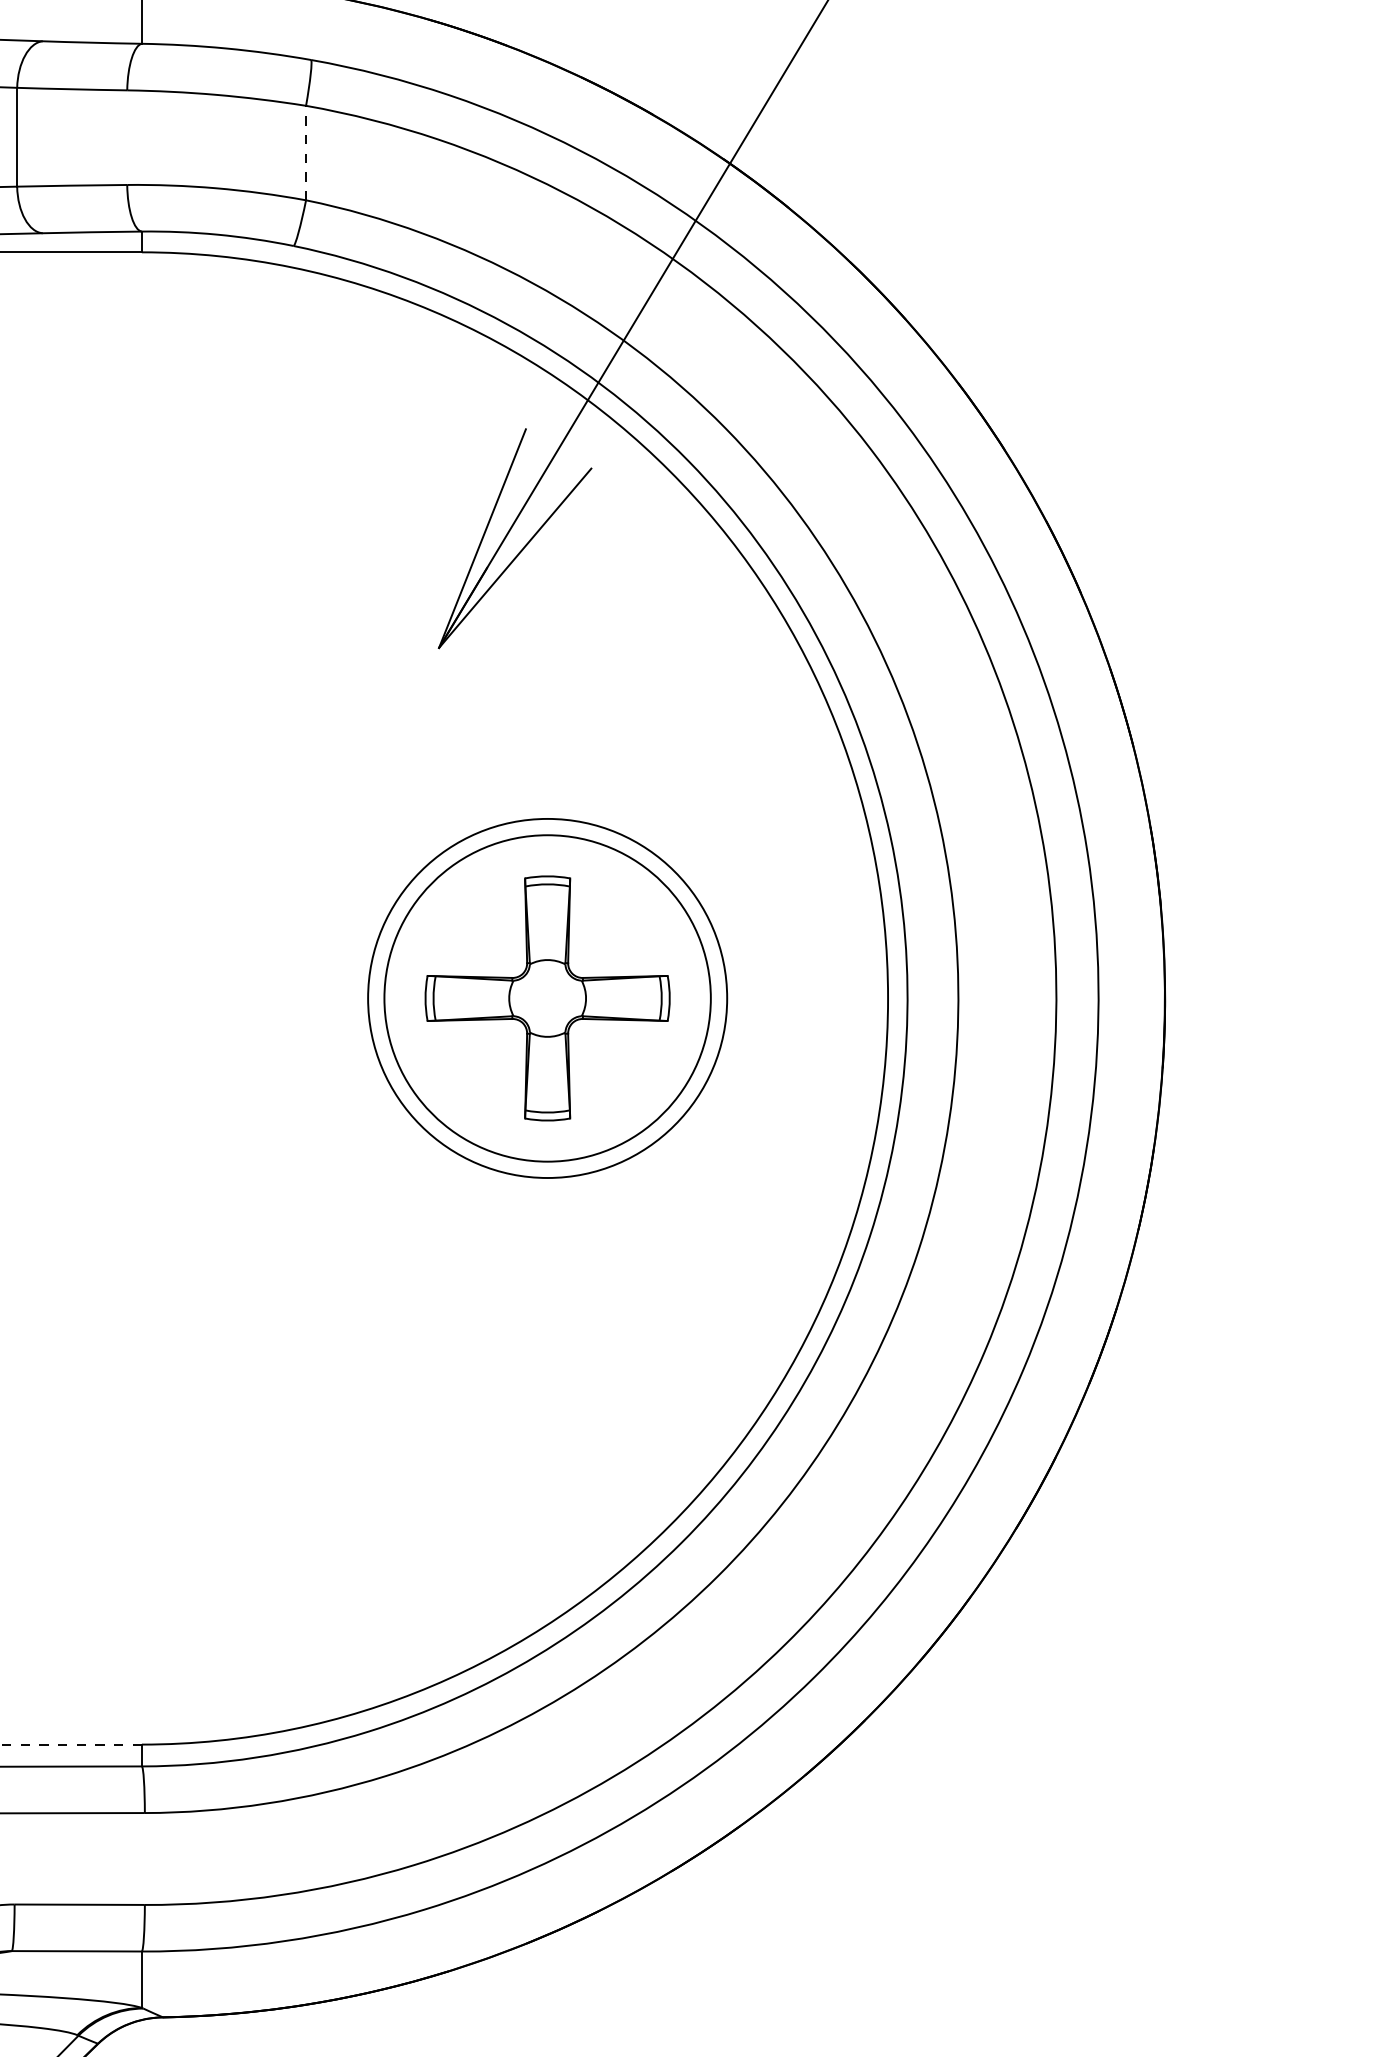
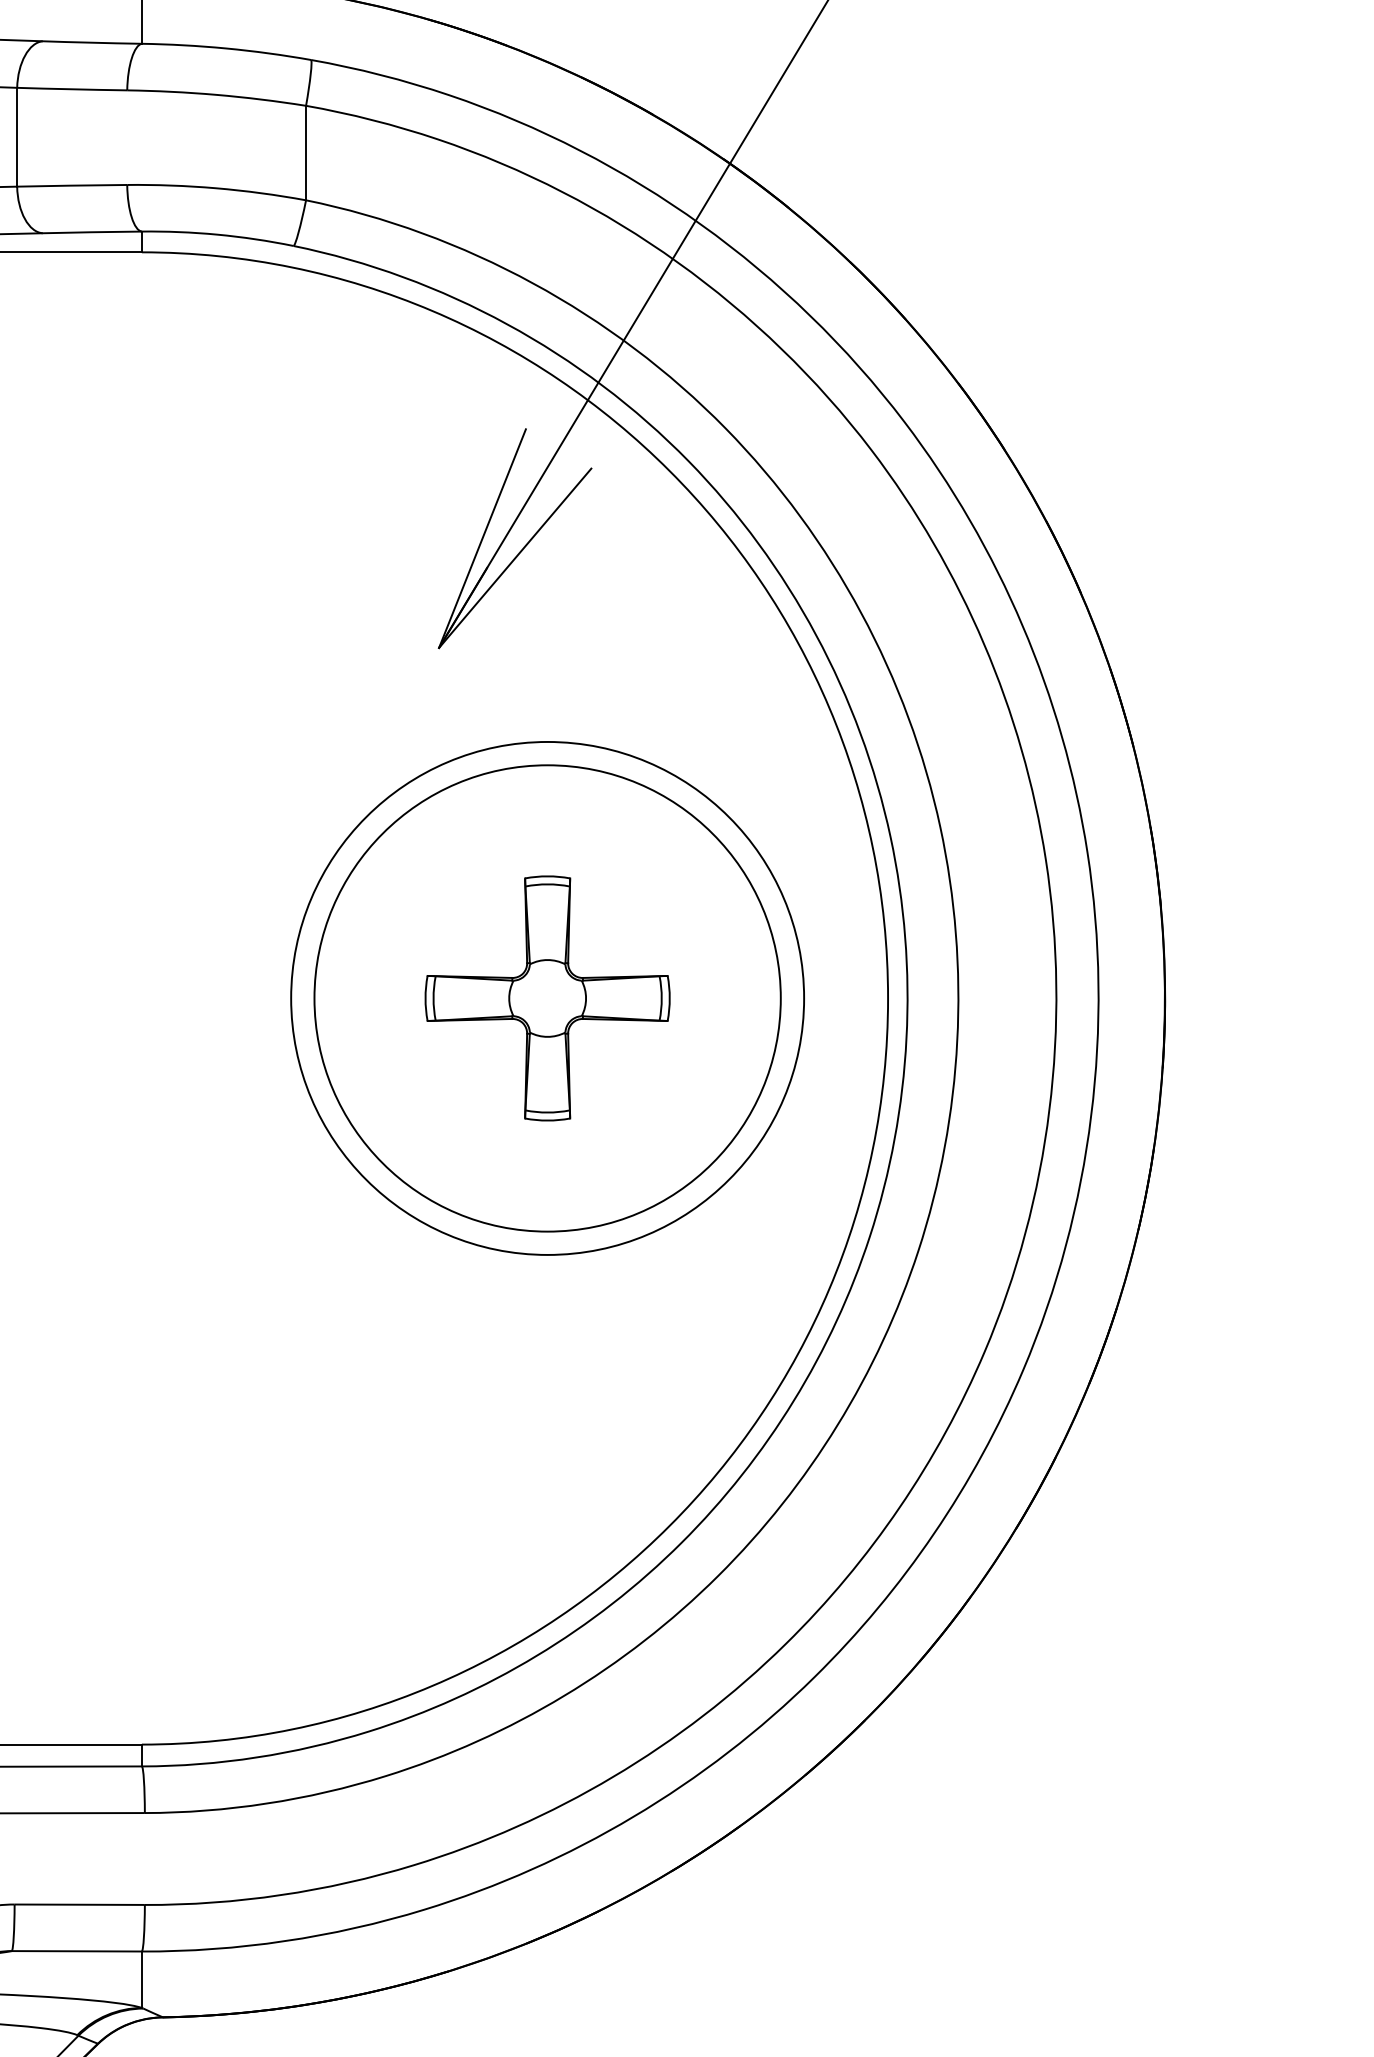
line: dashed -> solid (306, 152)
circle diameter: 326 px -> 466 px (547, 998)
circle diameter: 359 px -> 513 px (547, 997)
line: dashed -> solid (70, 1744)
